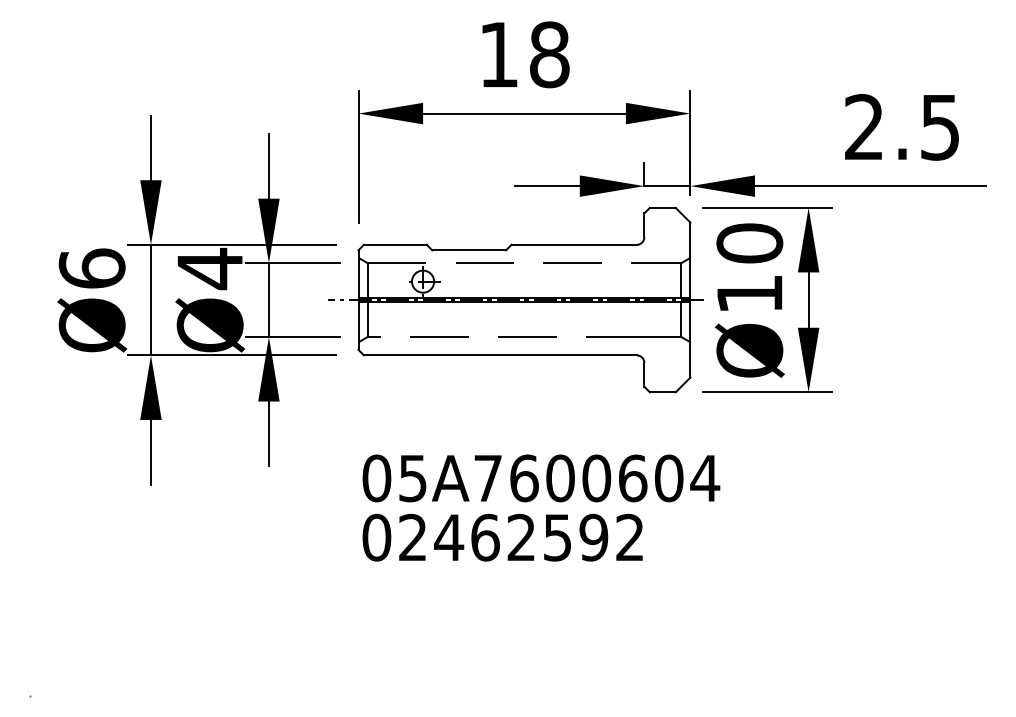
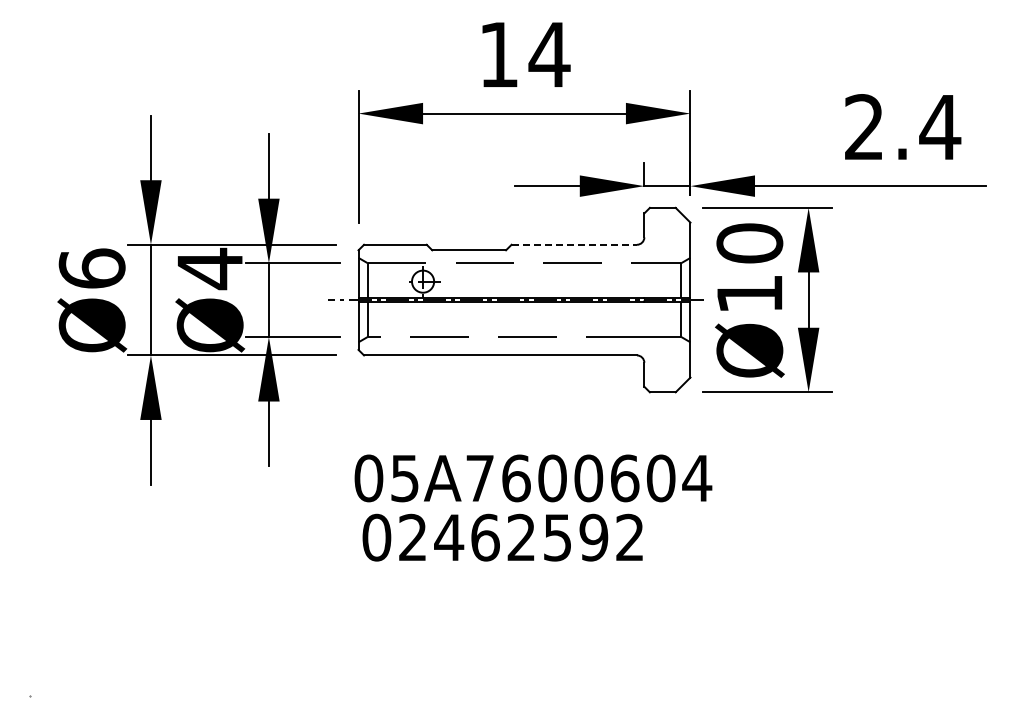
text: 18 -> 14 (549, 54)
text: 2.5 -> 2.4 (940, 127)
line: solid -> dashed (574, 244)
text position: (541, 478) -> (533, 478) (533, 478)
